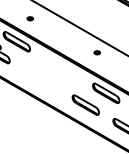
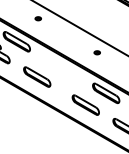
part position: (29, 18) -> (37, 18) (37, 18)
part: none -> present (37, 76)
